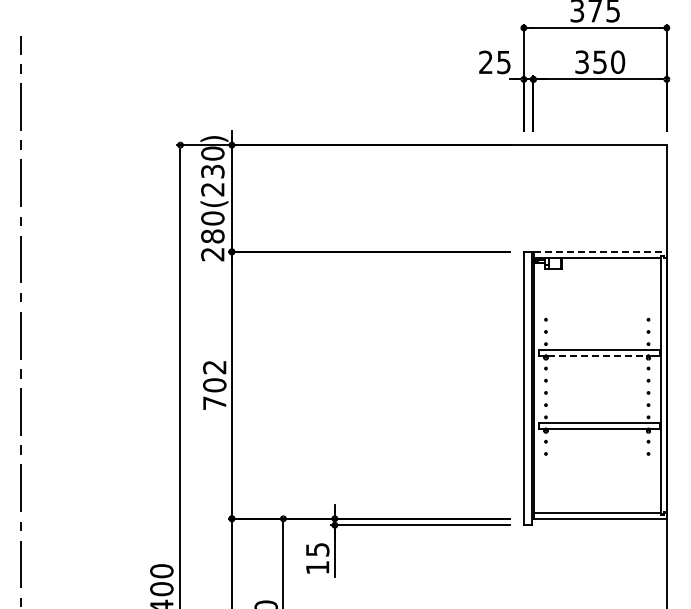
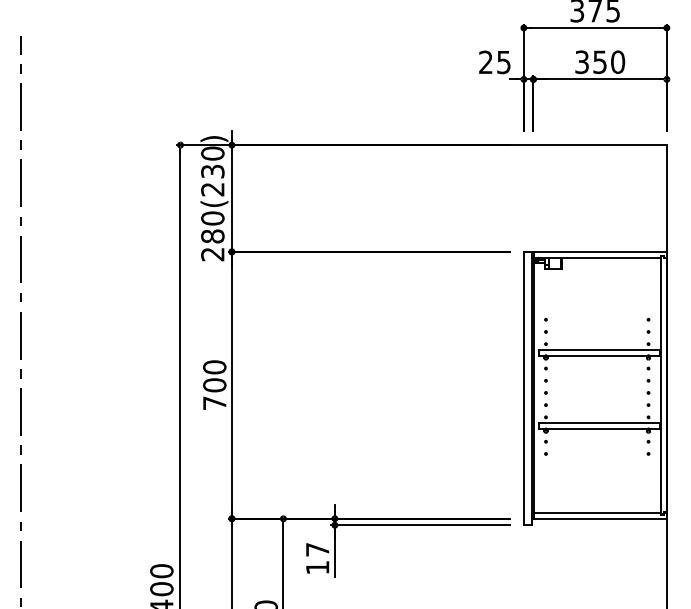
line: dashed -> solid (600, 251)
line: dashed -> solid (597, 355)
text: 702 -> 700 (214, 367)
text: 15 -> 17 (317, 549)
